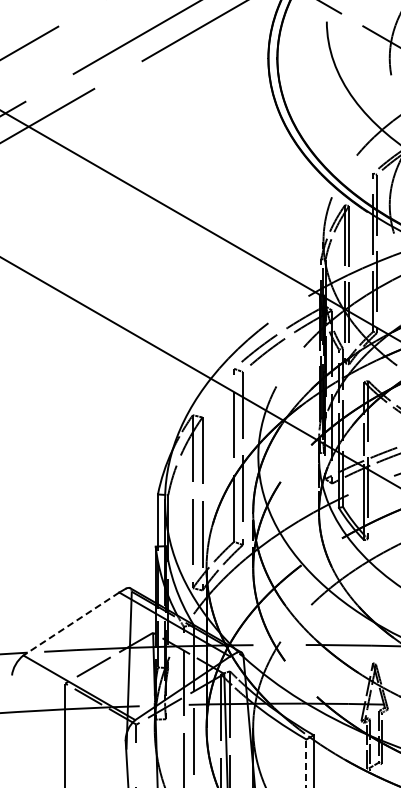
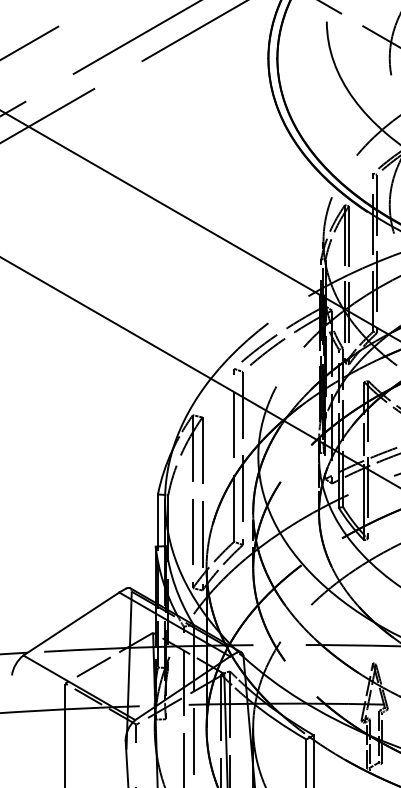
line: dashed -> solid (70, 624)
line: dashed -> solid (306, 763)
